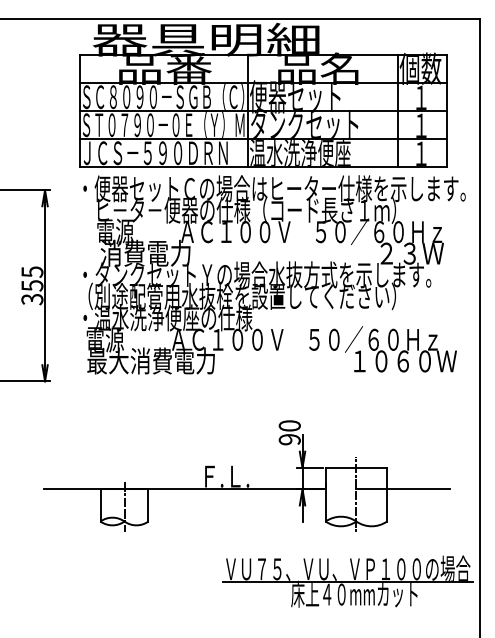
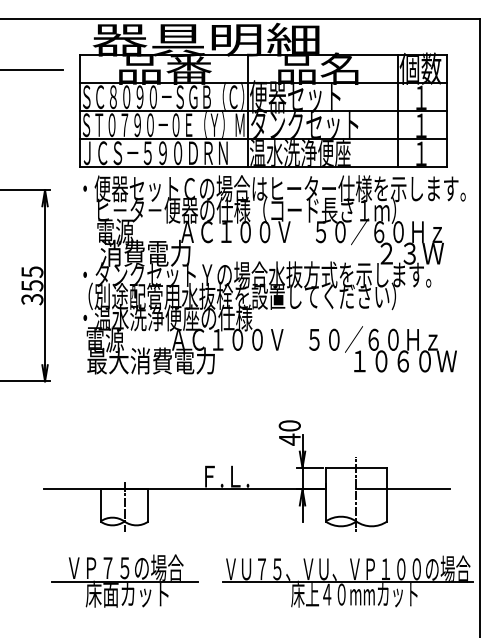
line: none -> present (32, 70)
text: 90 -> 40 (289, 439)
part: none -> present (124, 580)
